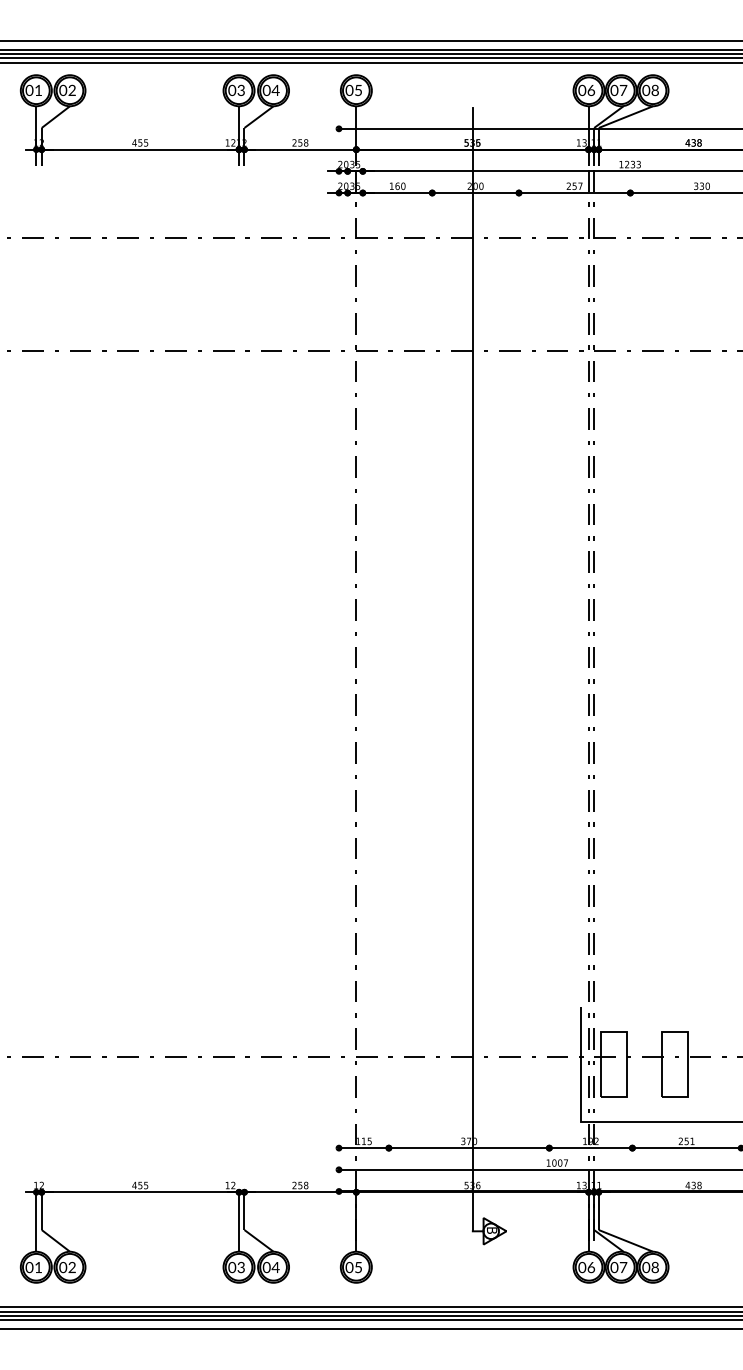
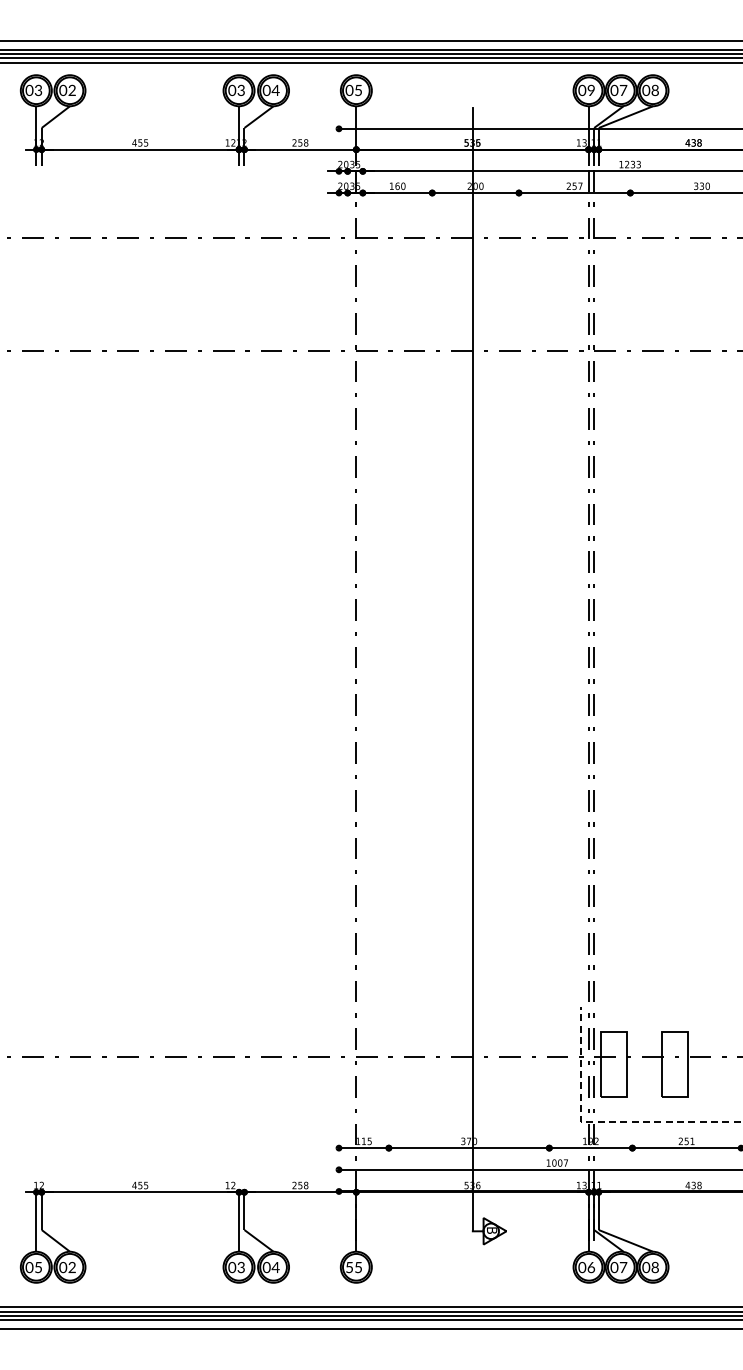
text: 01 -> 03 (38, 90)
text: 06 -> 09 (591, 90)
line: solid -> dashed (603, 1121)
text: 01 -> 05 (38, 1267)
text: 05 -> 55 (349, 1267)
